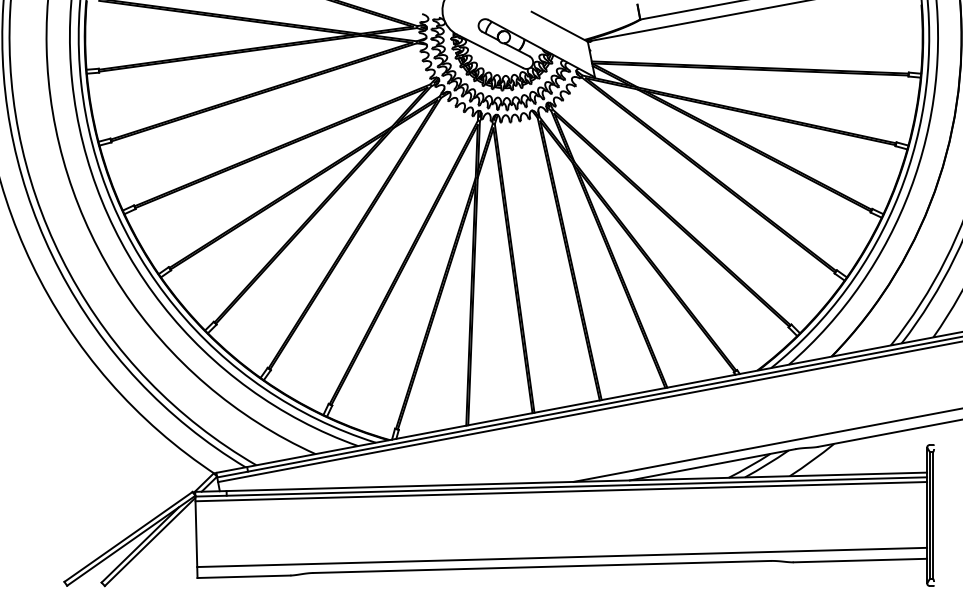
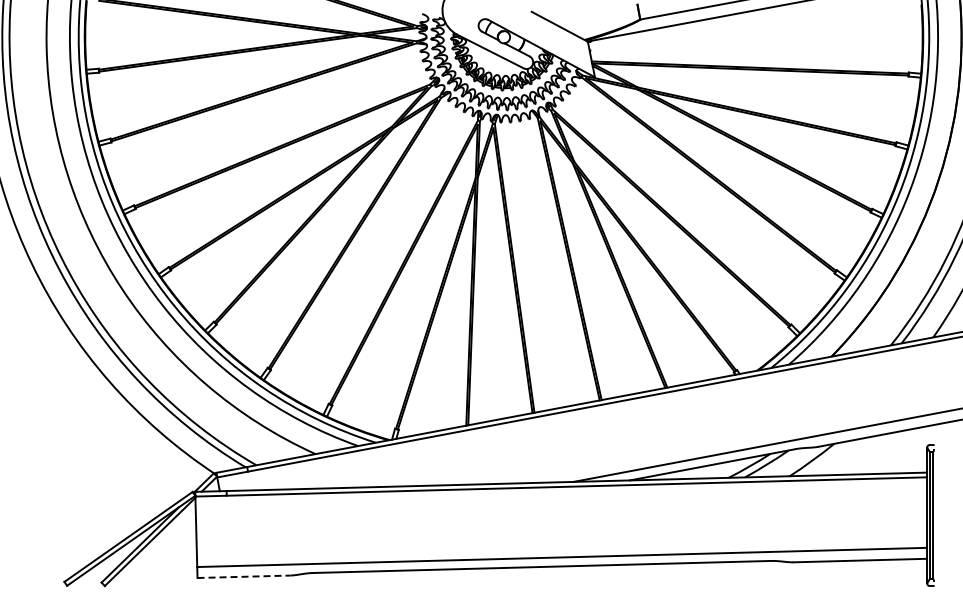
line: present -> none (588, 412)
line: present -> none (561, 491)
line: solid -> dashed (244, 576)
